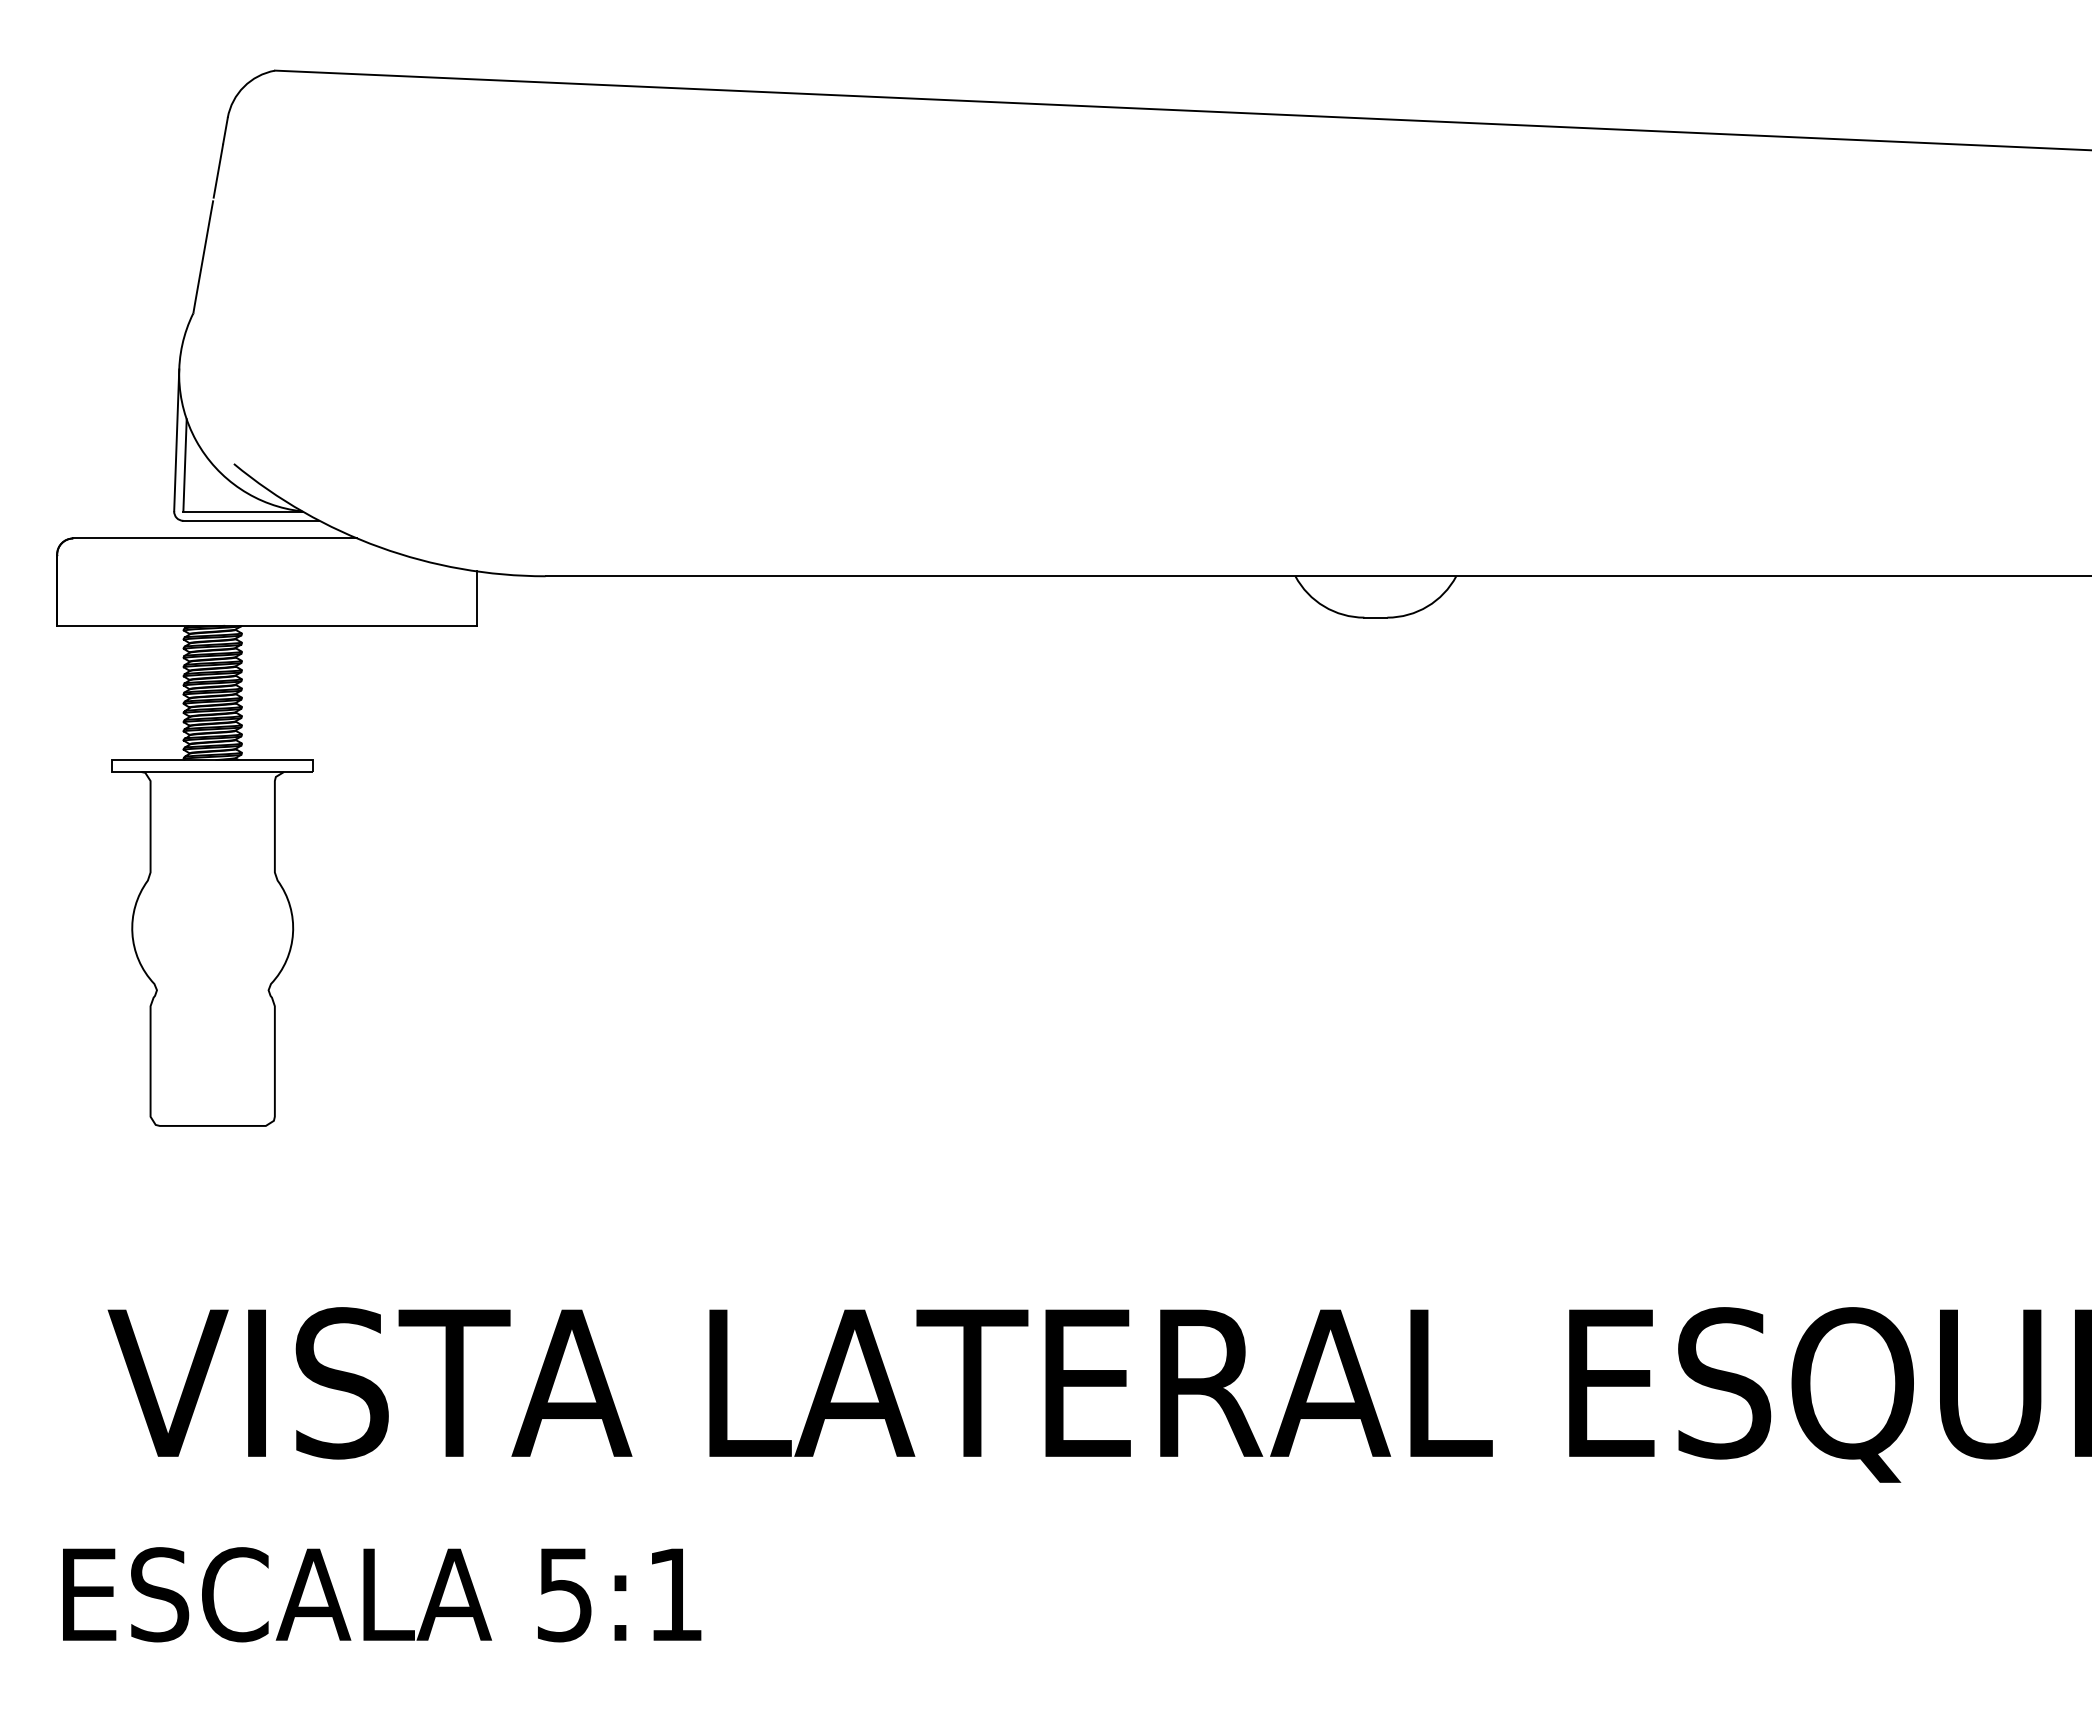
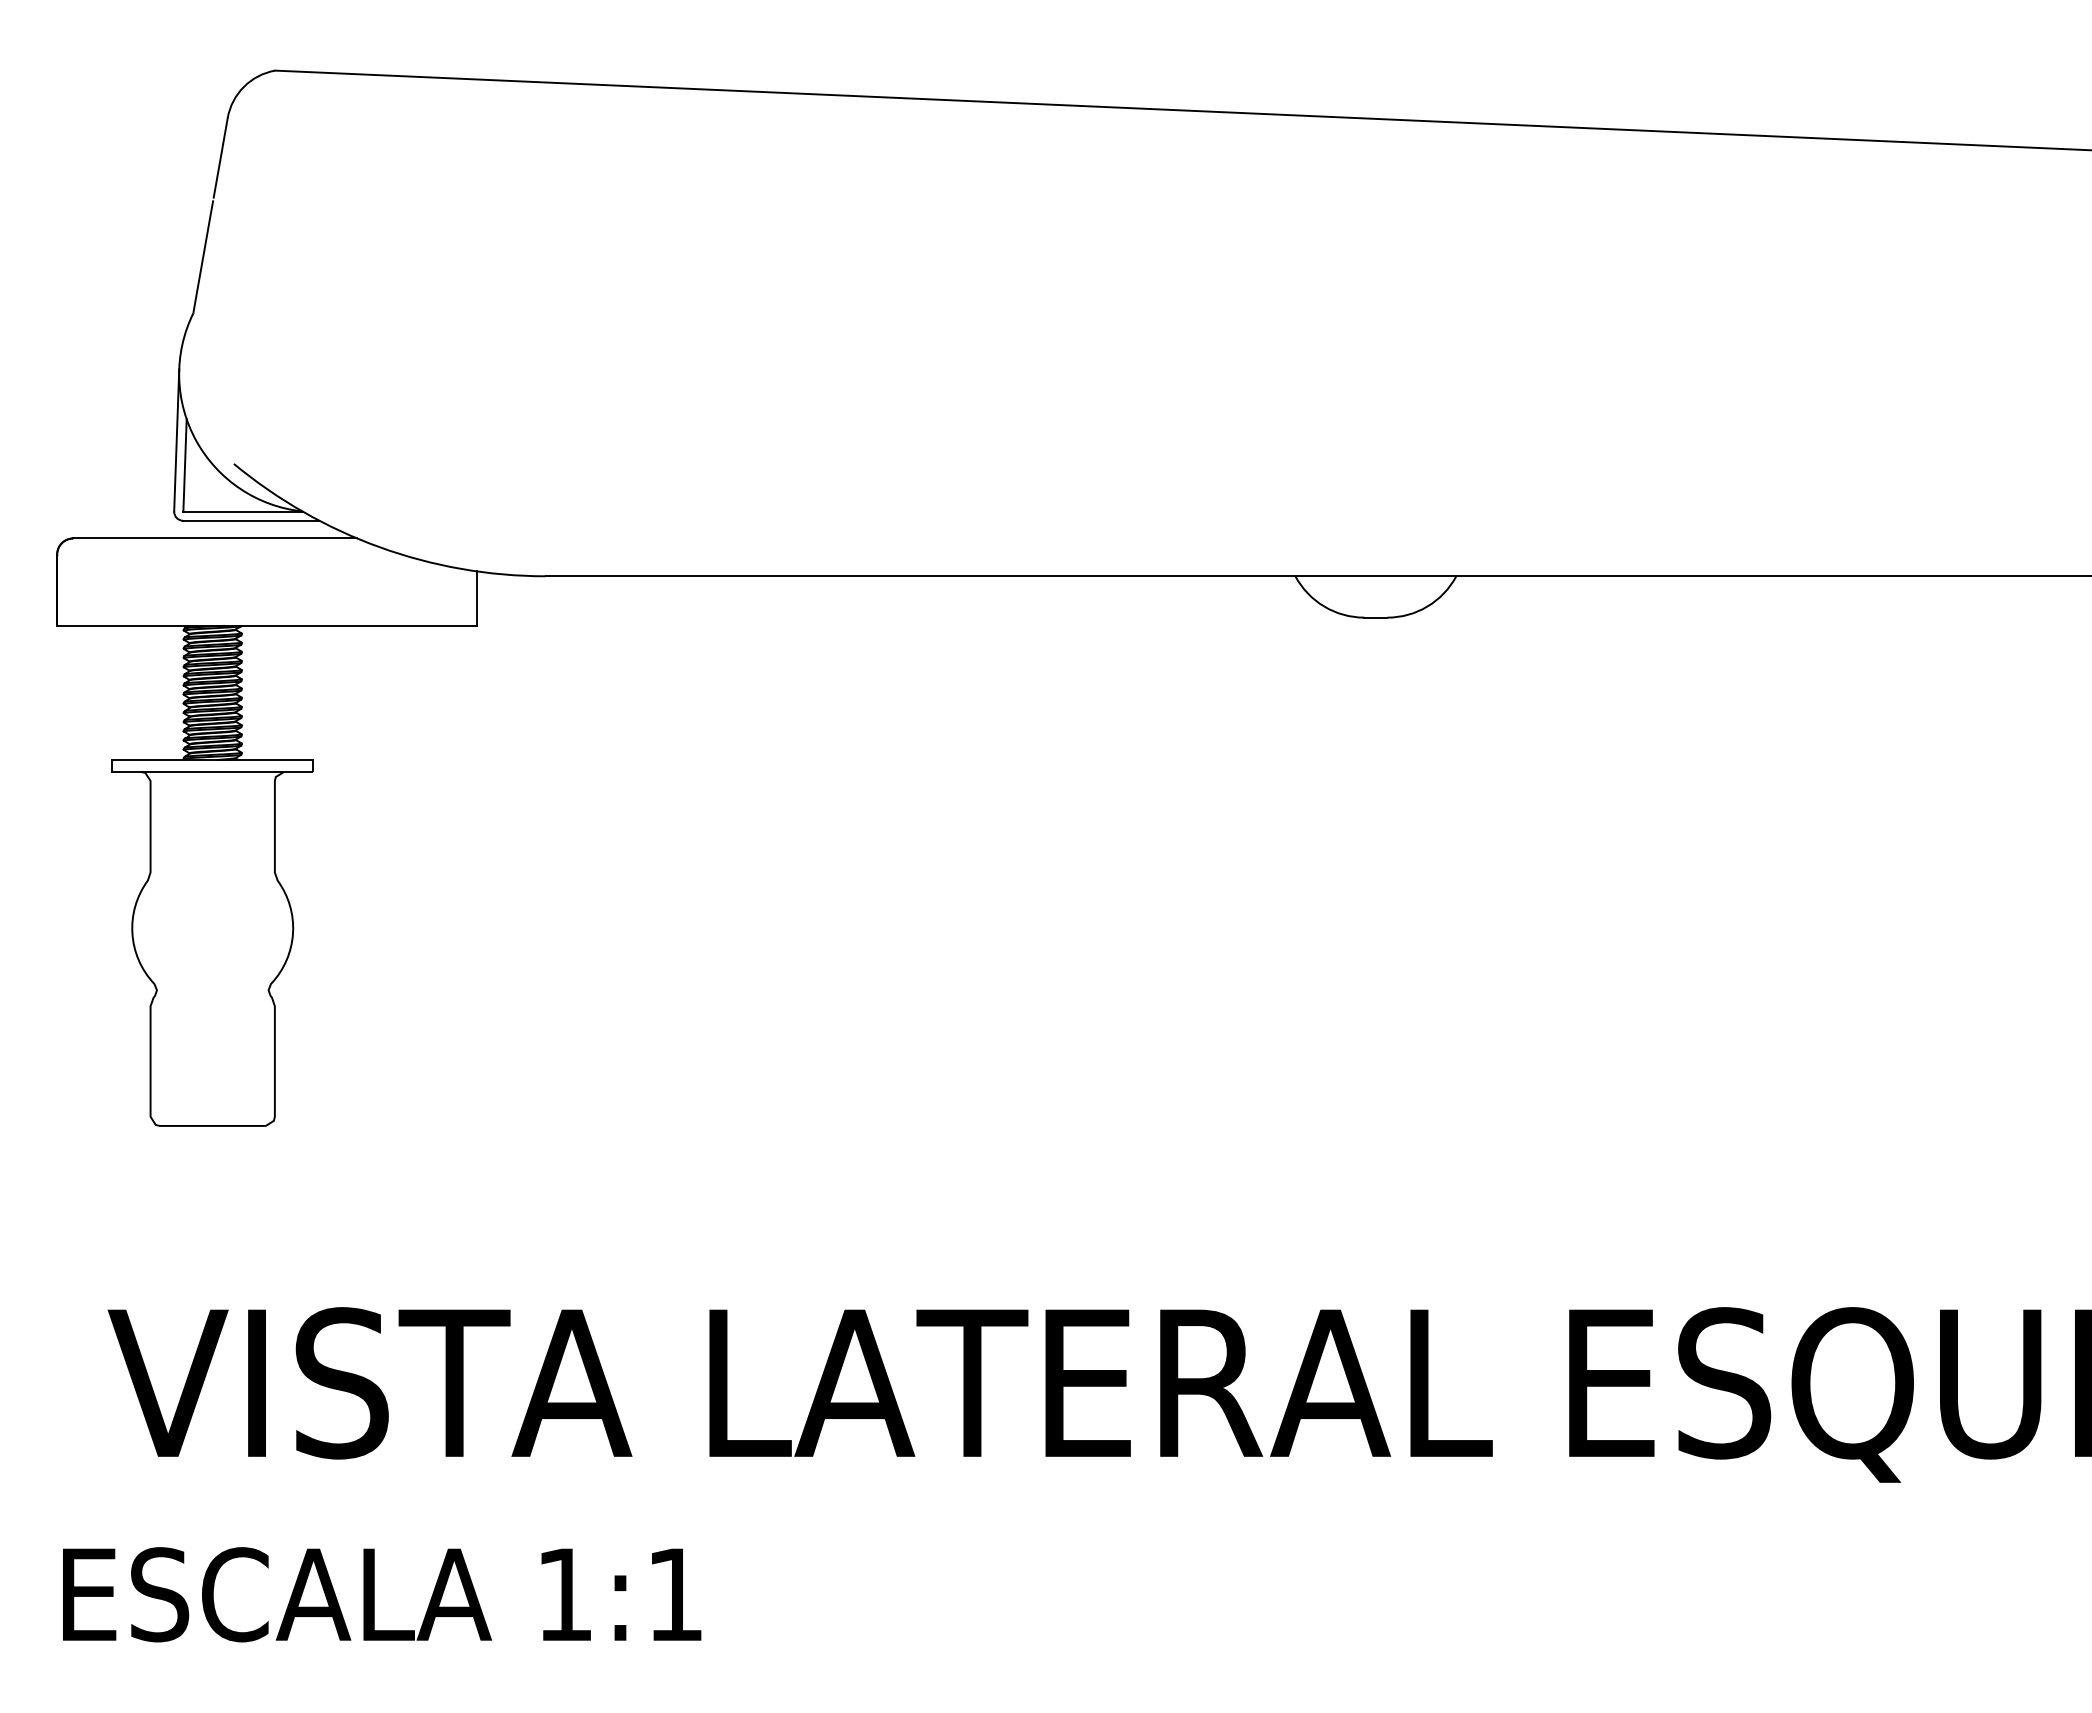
text: 5:1 -> 1:1 (564, 1595)
